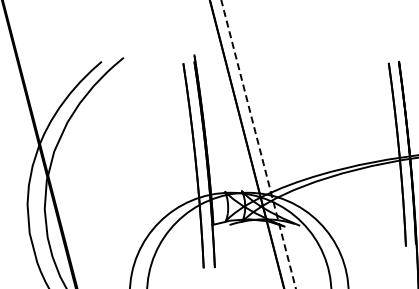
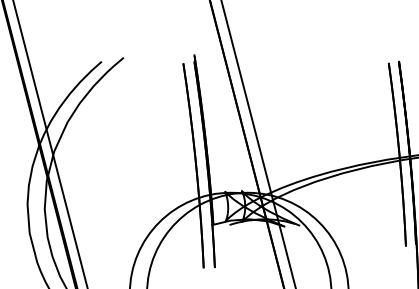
line: none -> present (49, 143)
line: dashed -> solid (258, 144)
